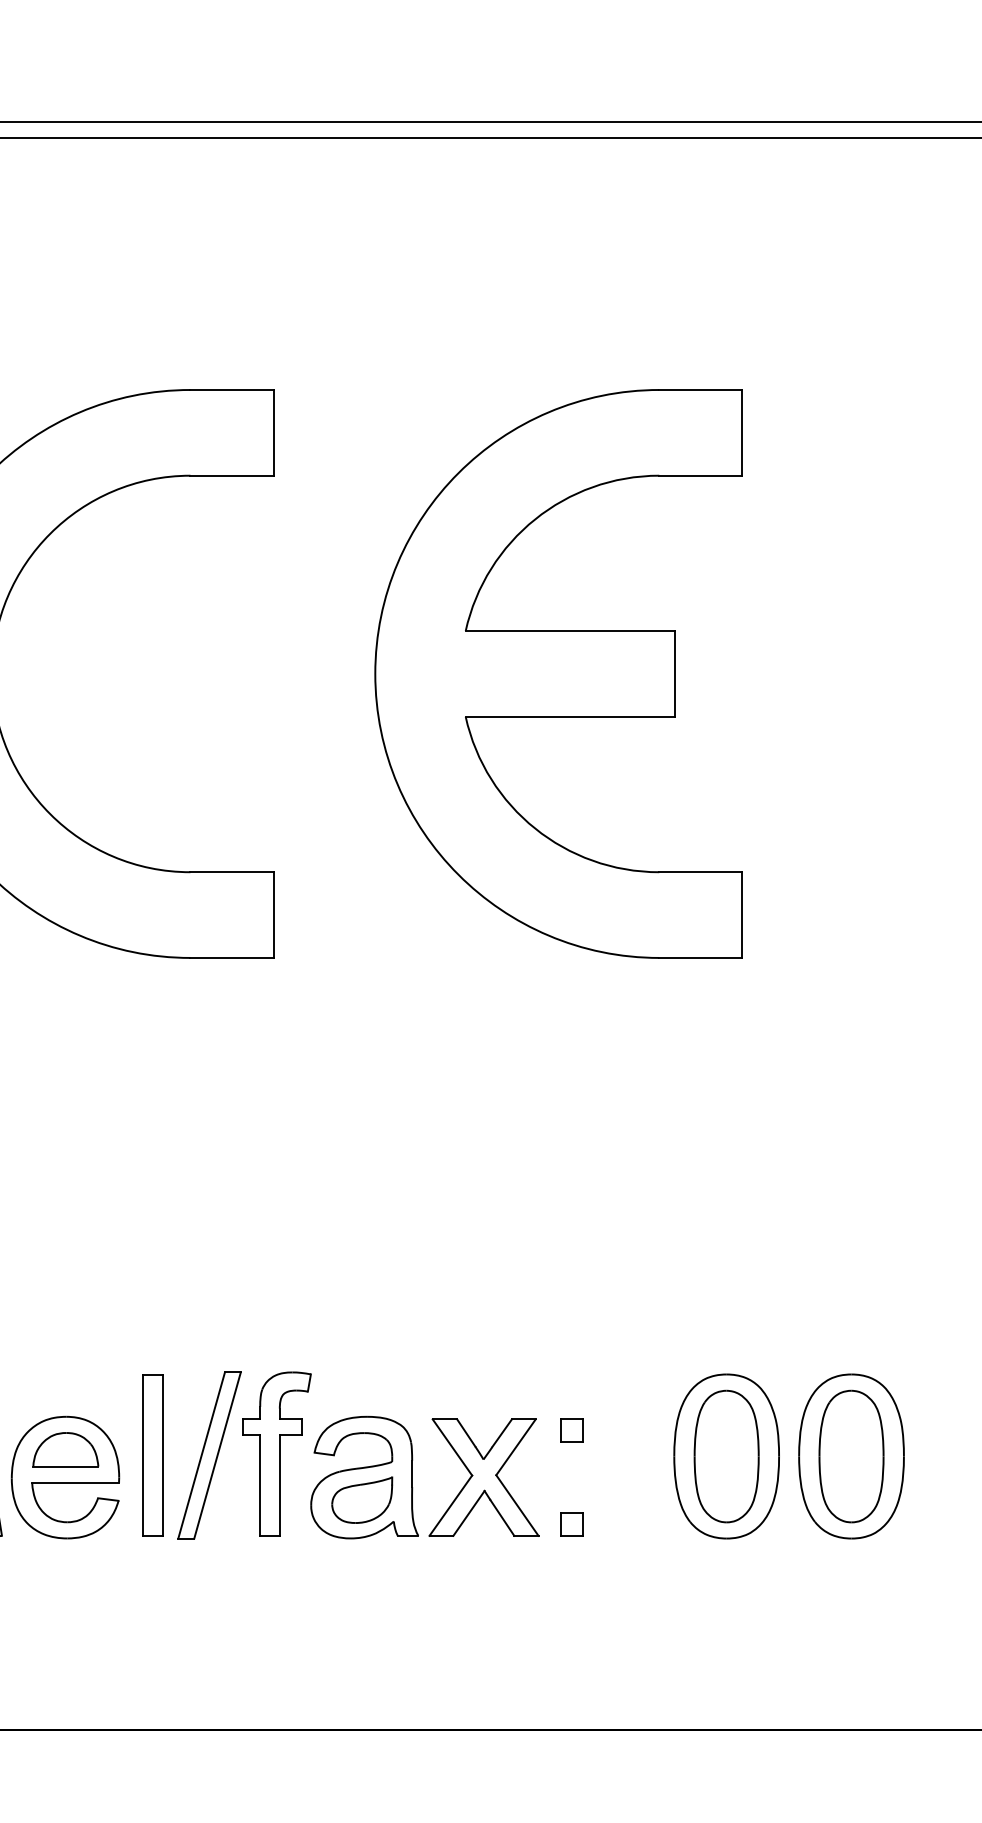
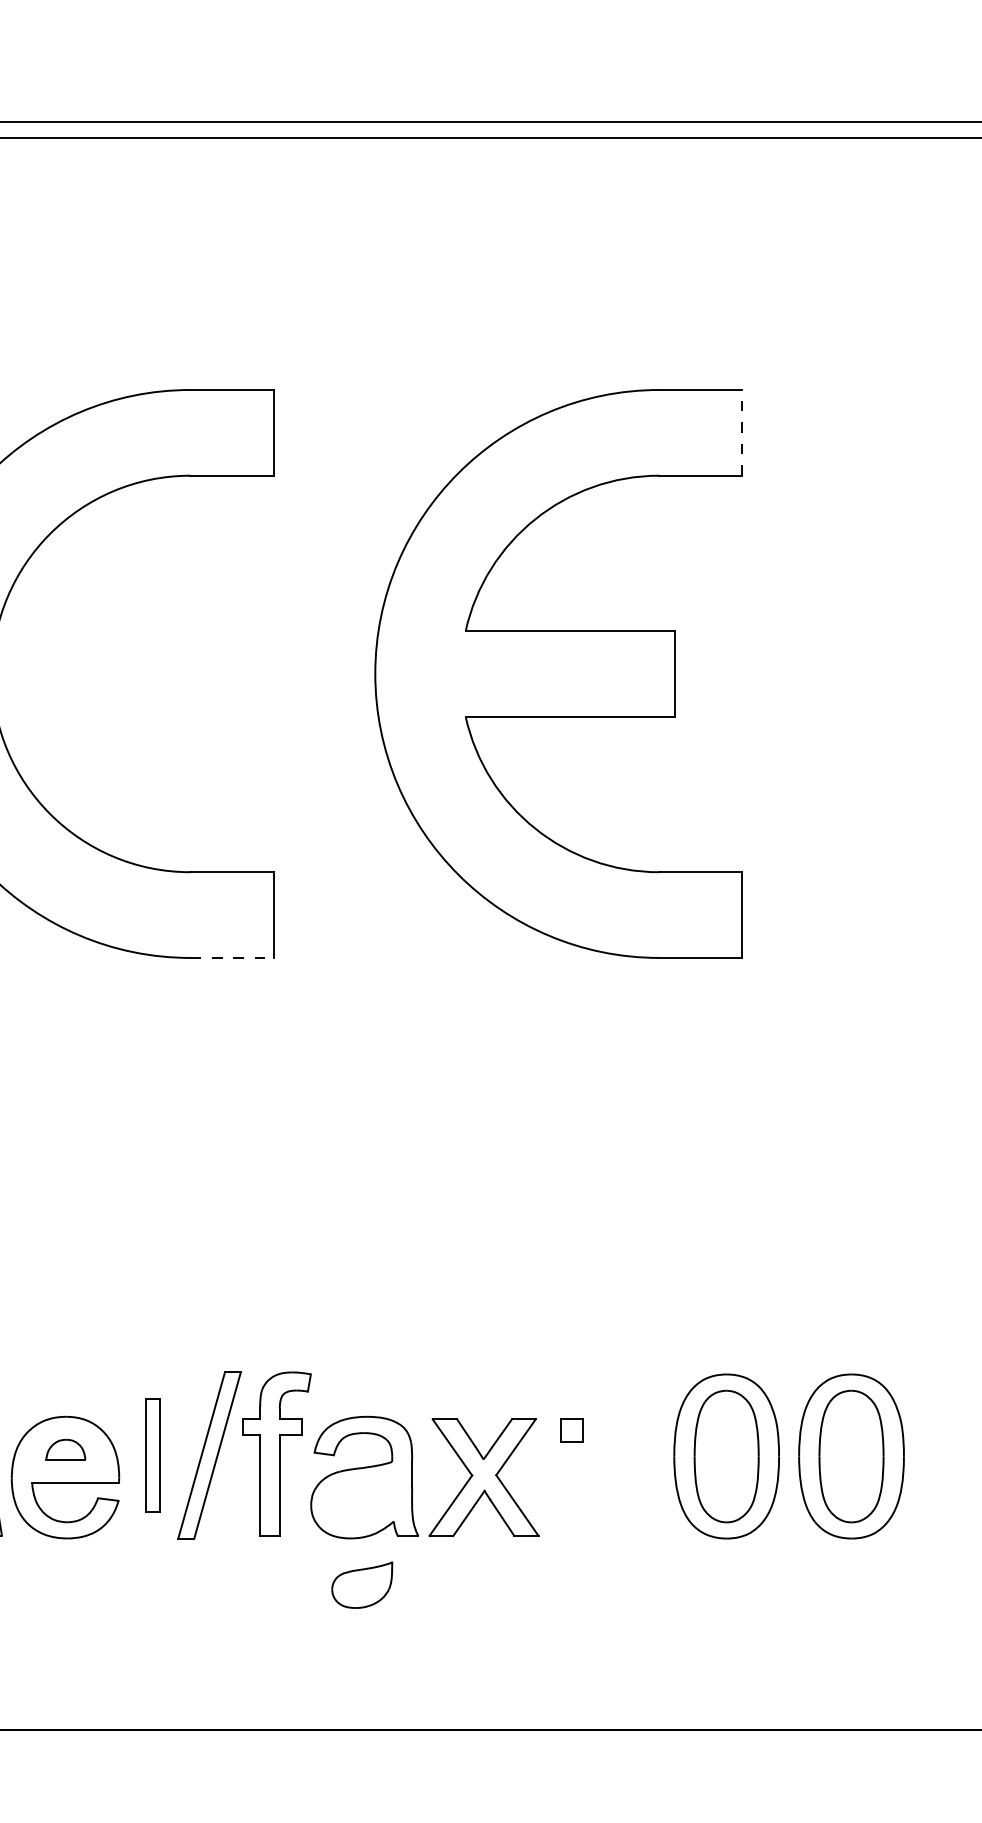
line: solid -> dashed (742, 432)
line: solid -> dashed (231, 957)
part size: 68x36 px -> 42x23 px (65, 1449)
part size: 22x163 px -> 16x115 px (152, 1455)
part position: (362, 1499) -> (362, 1584) (362, 1584)
part: present -> none (571, 1524)
